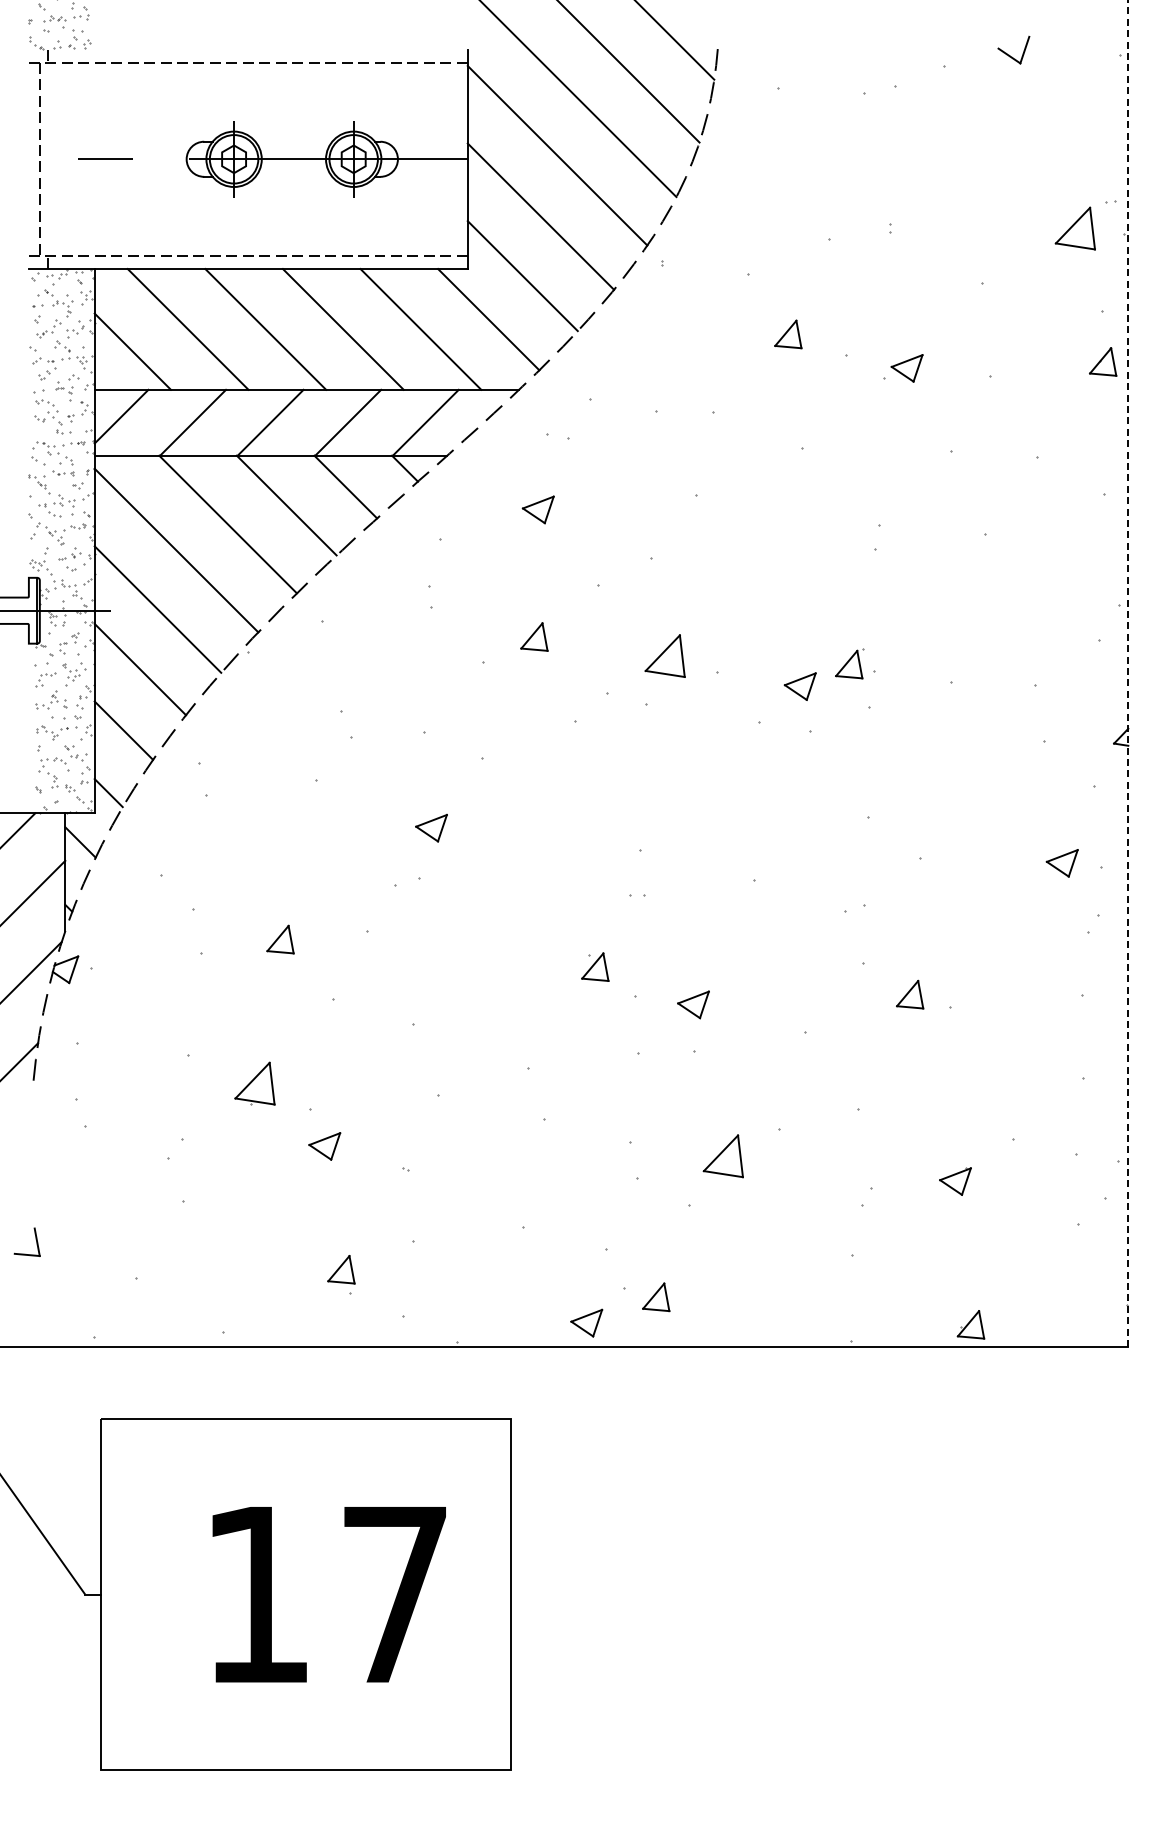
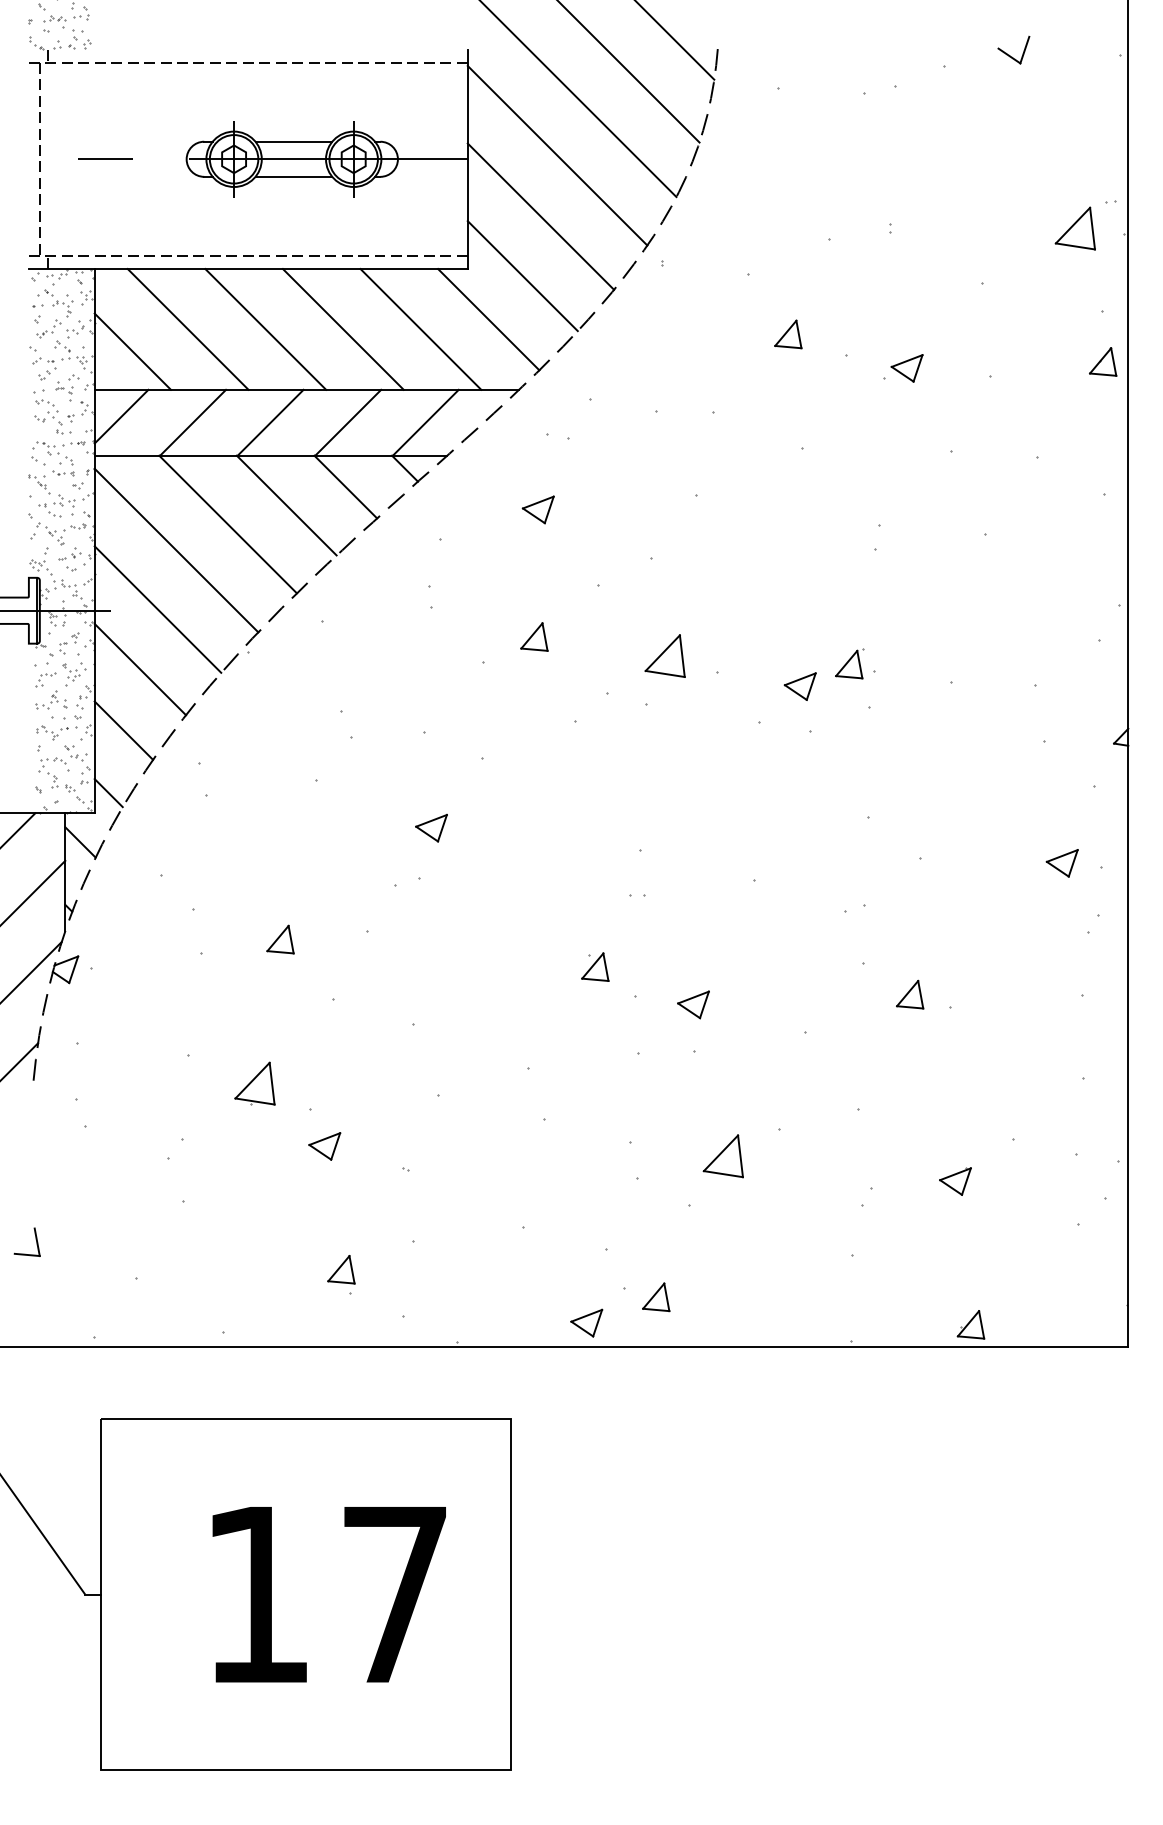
line: none -> present (293, 141)
line: none -> present (293, 176)
line: dashed -> solid (1128, 673)
